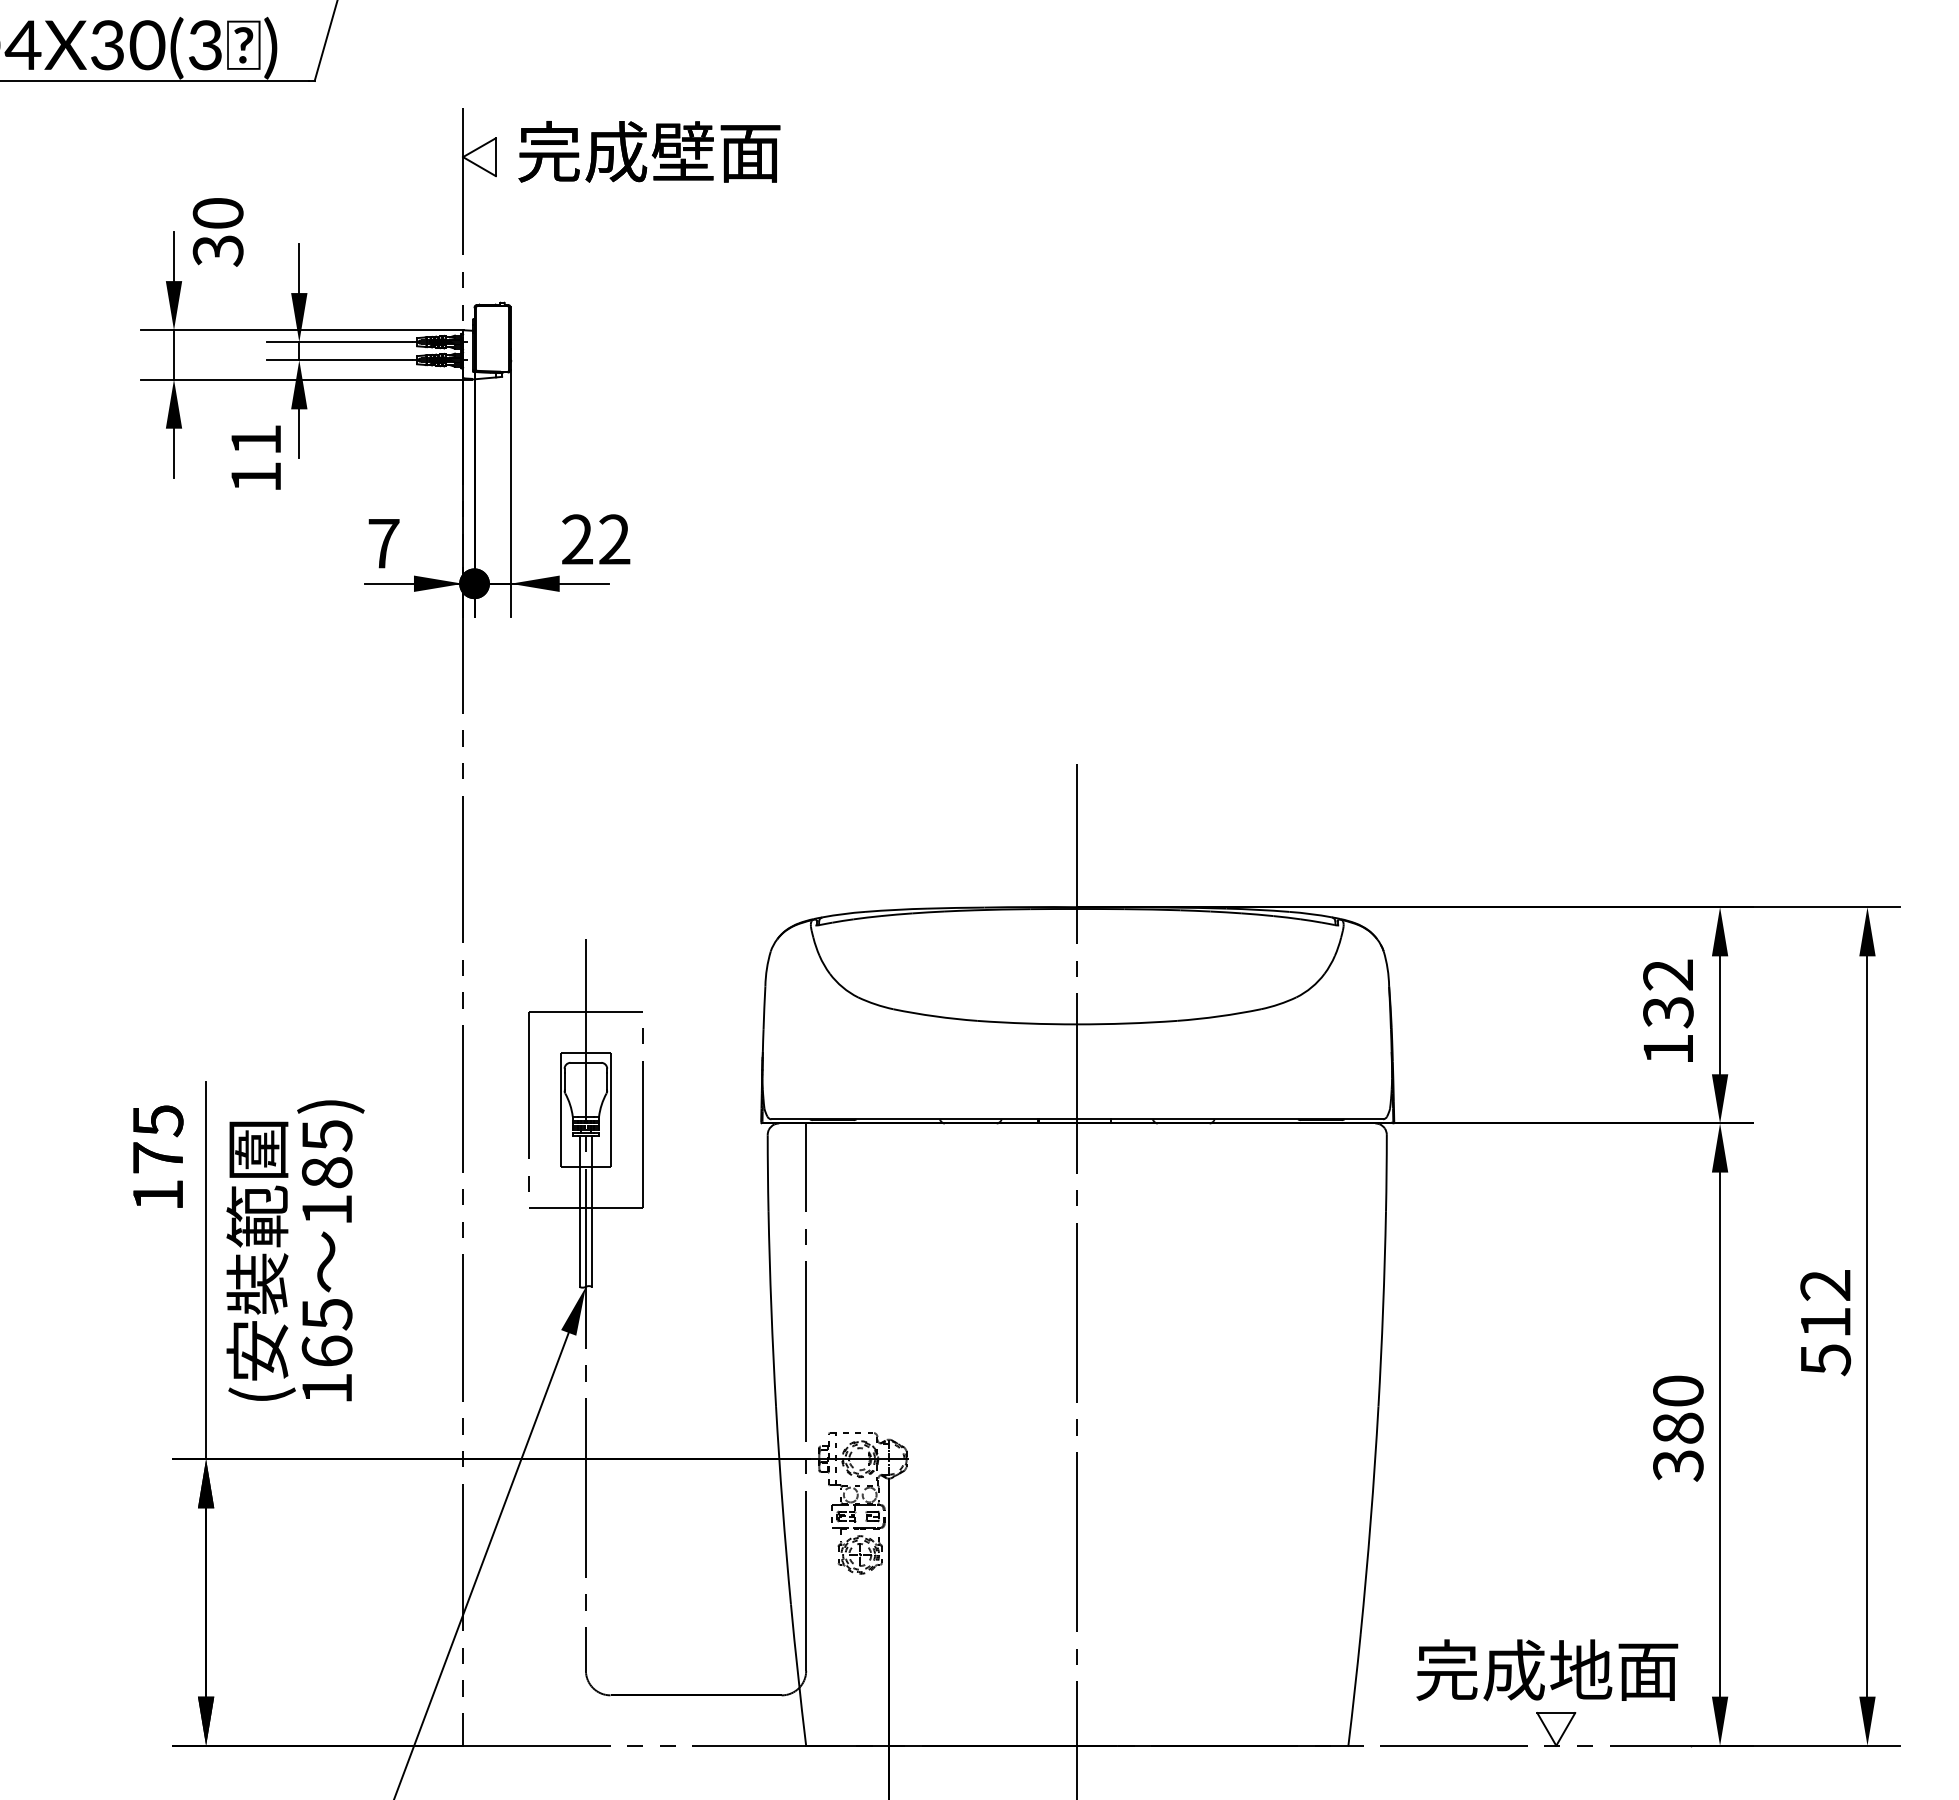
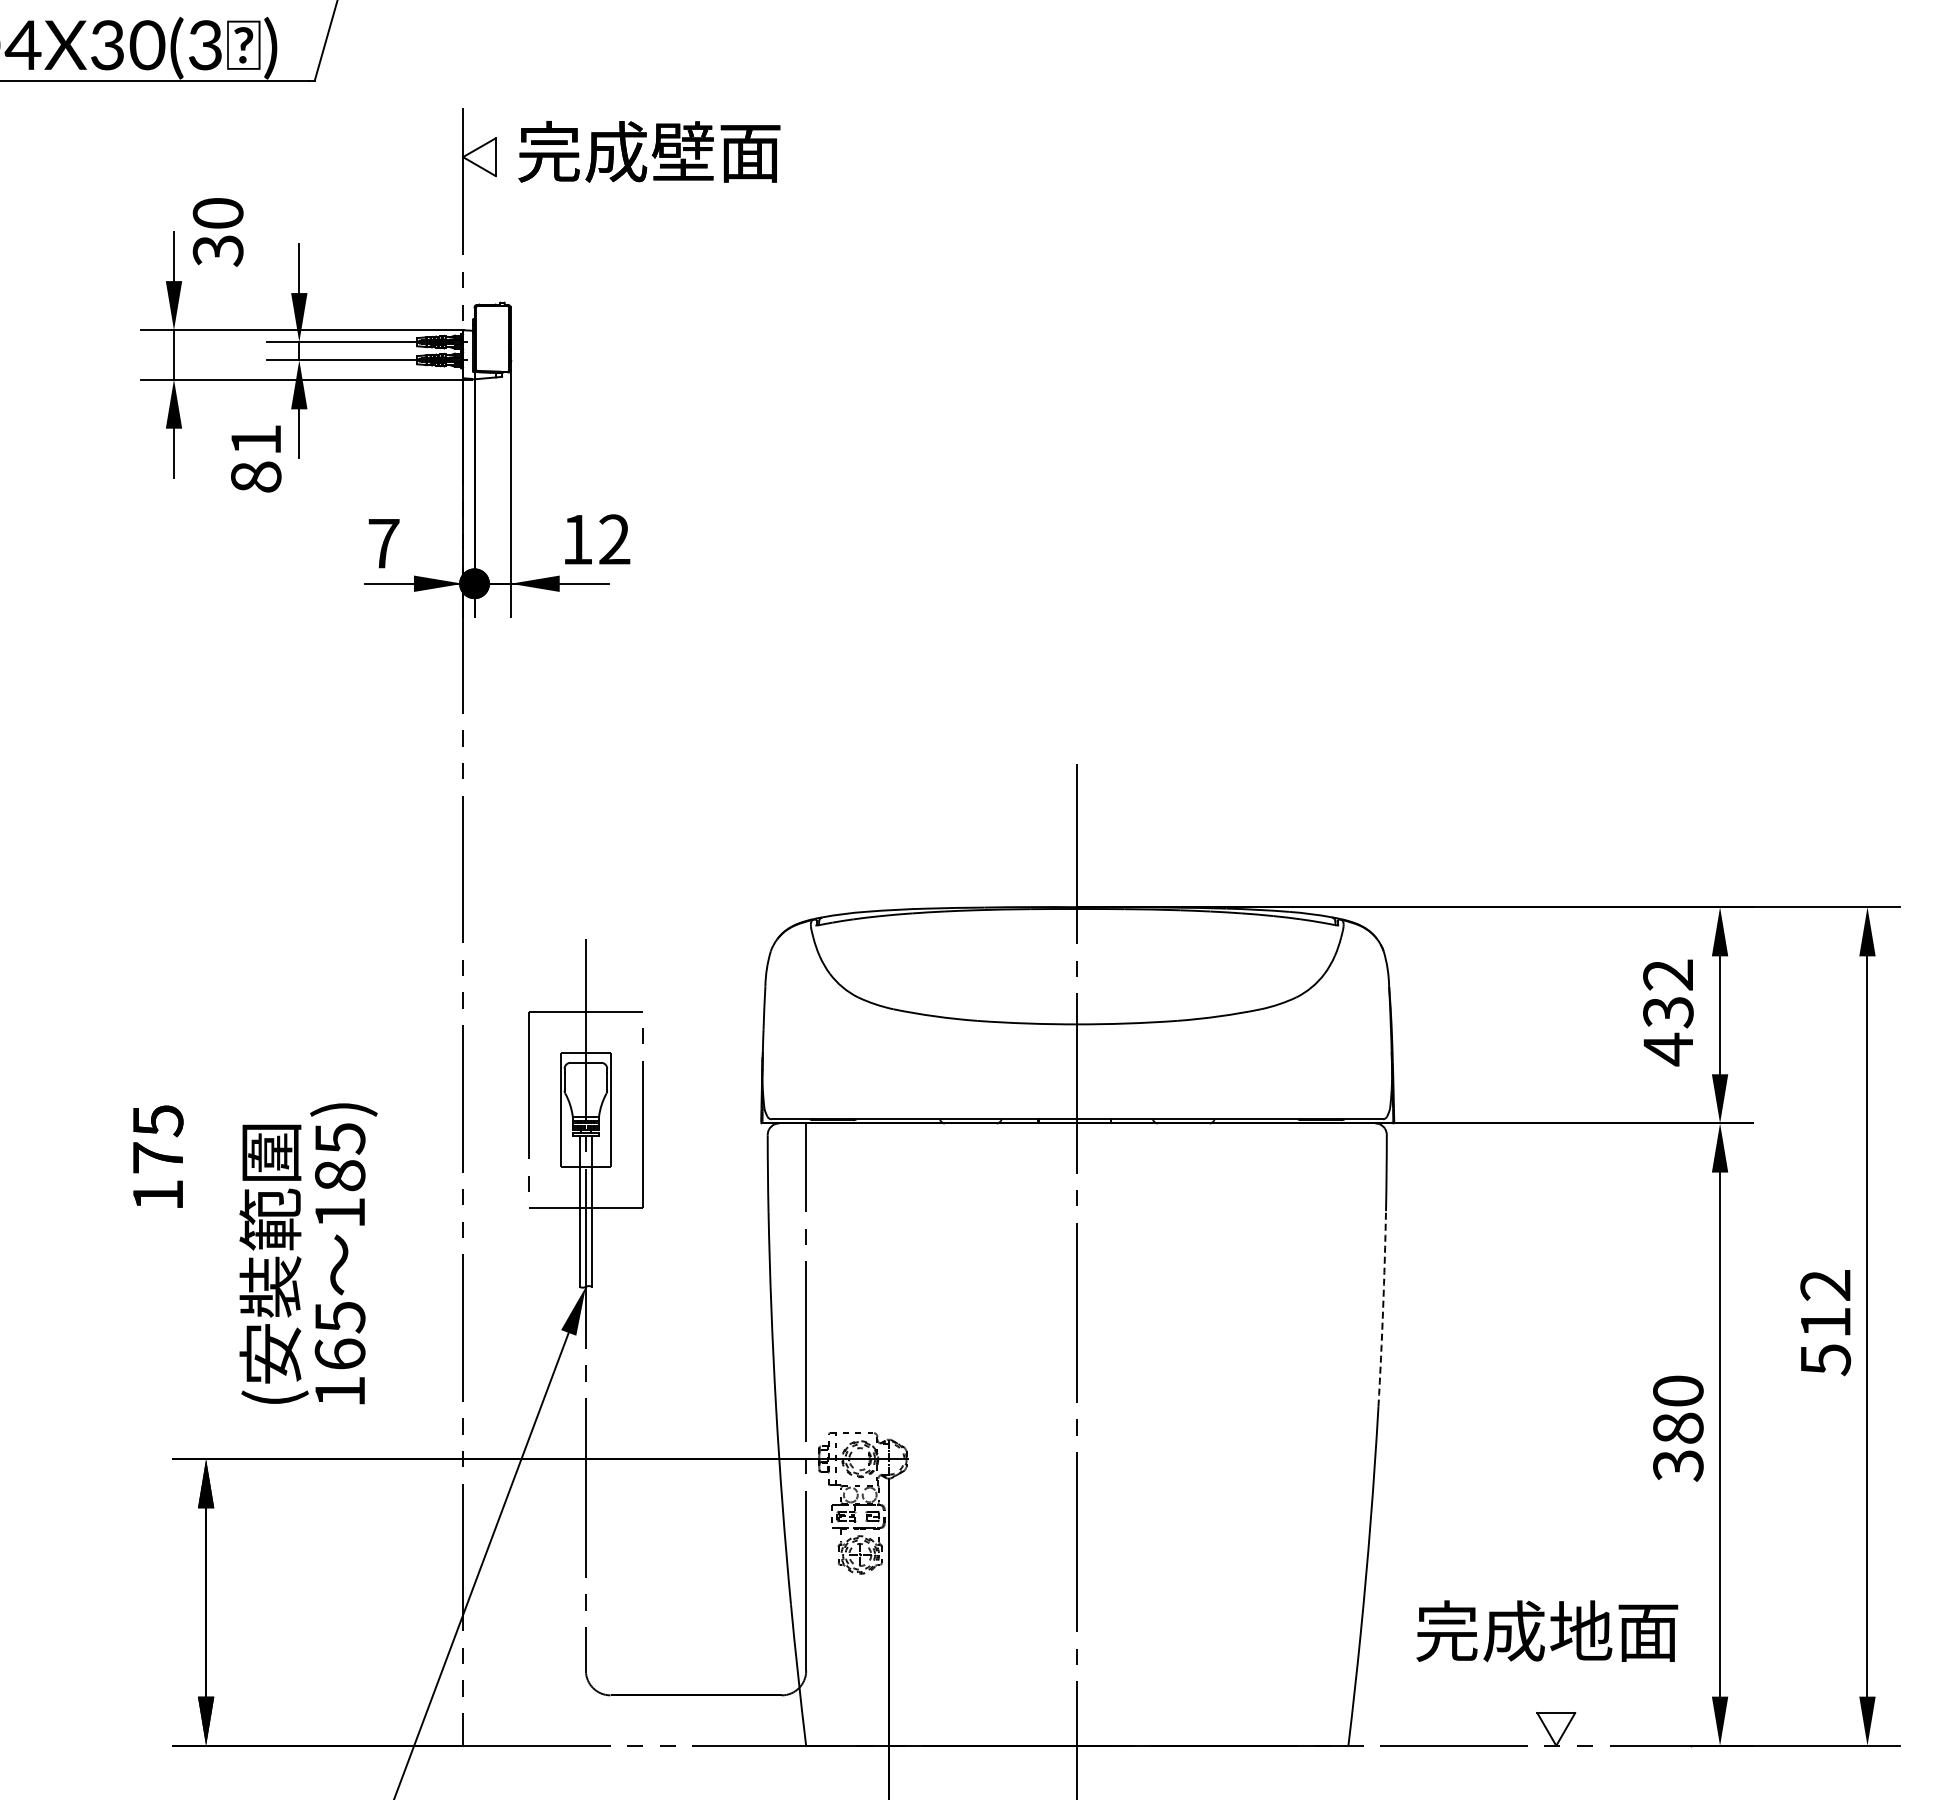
text: 11 -> 81 (256, 476)
text: 22 -> 12 (577, 539)
text: 132 -> 432 (1667, 1049)
text position: (295, 1250) -> (308, 1253) (308, 1253)
line: present -> none (206, 1270)
arc: solid -> dashed (1383, 1308)
text position: (1547, 1670) -> (1547, 1631) (1547, 1631)
